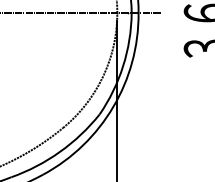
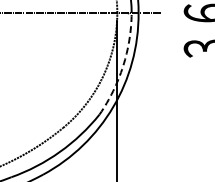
arc: solid -> dashed (123, 66)
